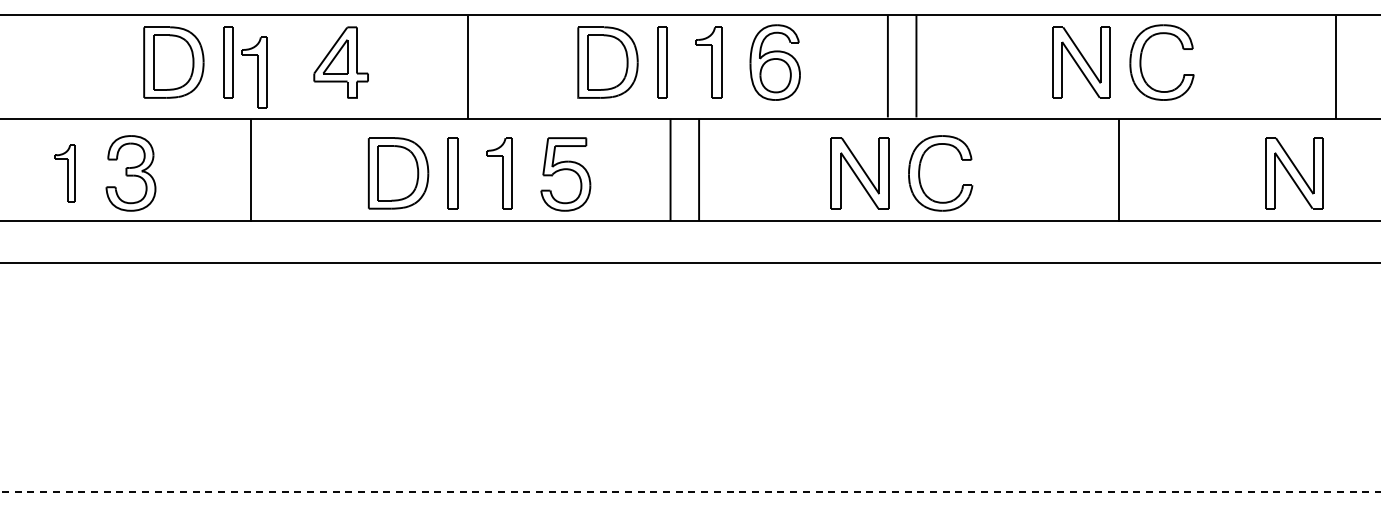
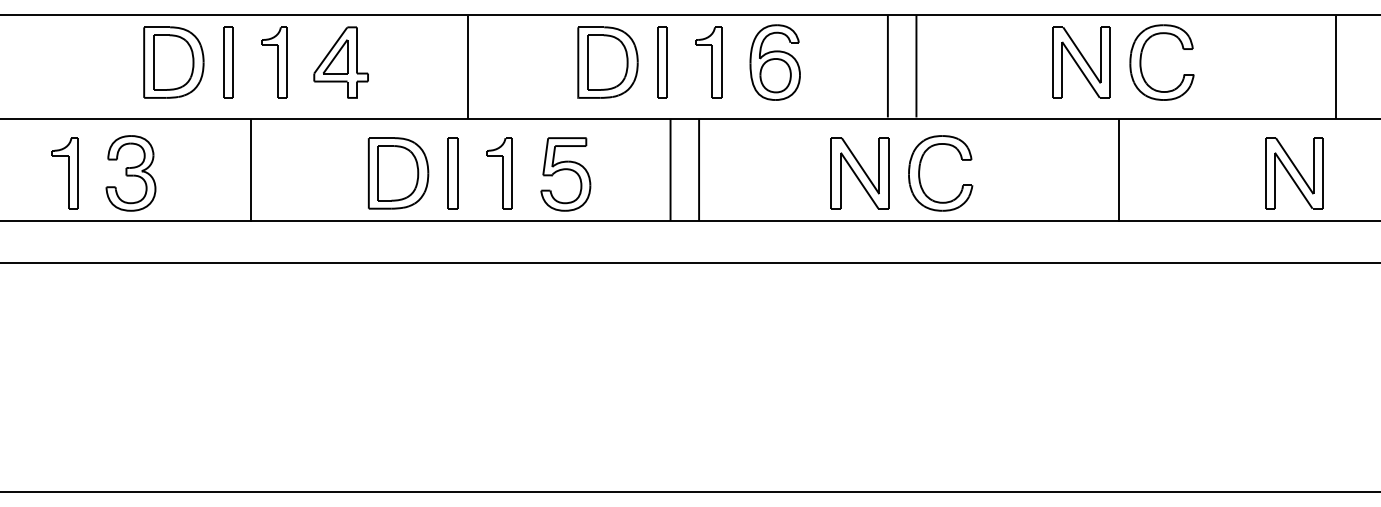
part position: (254, 72) -> (274, 62) (274, 62)
part size: 22x59 px -> 28x73 px (64, 173)
line: dashed -> solid (689, 491)
